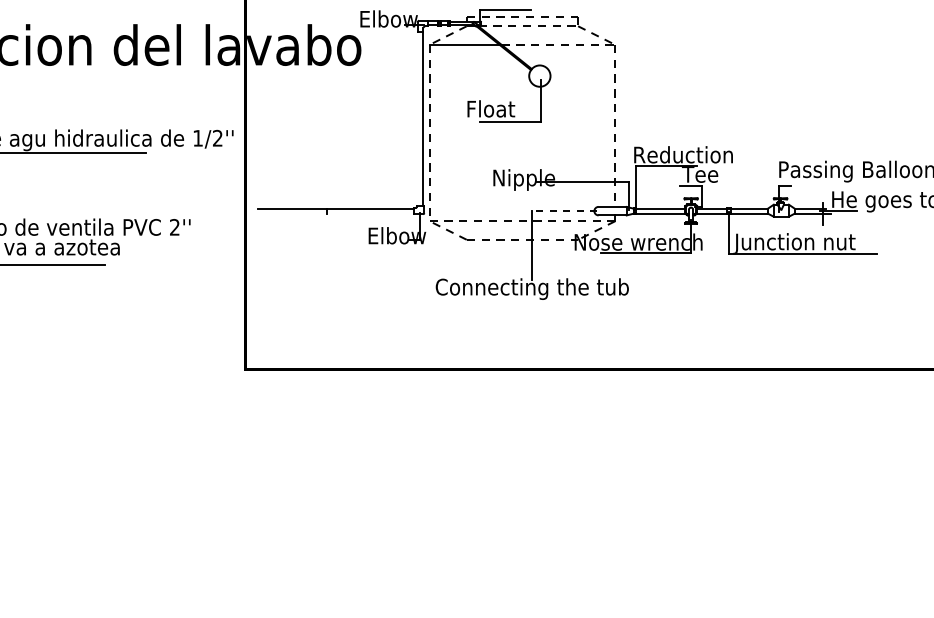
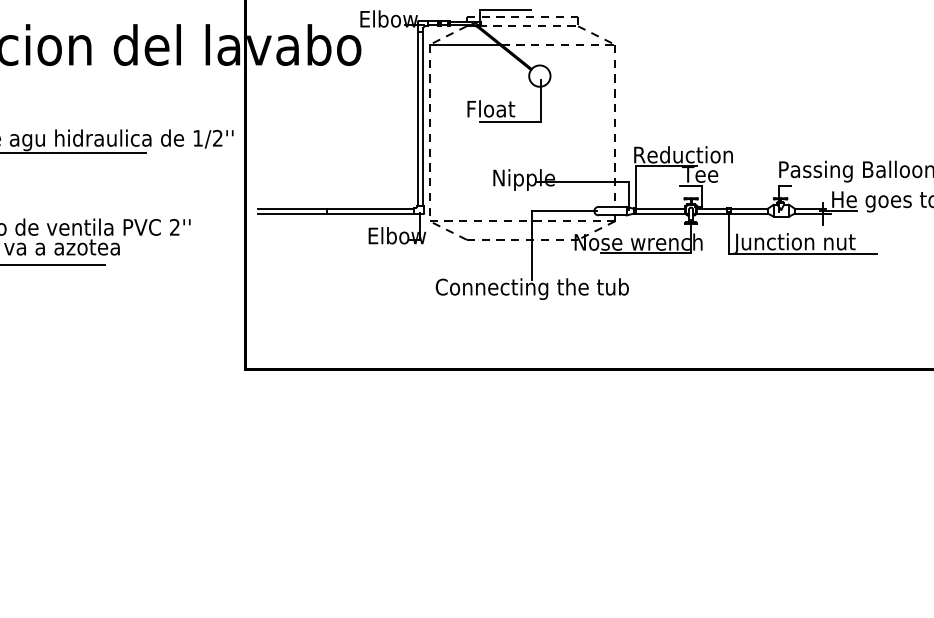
line: none -> present (418, 118)
line: dashed -> solid (564, 211)
line: none -> present (335, 213)
